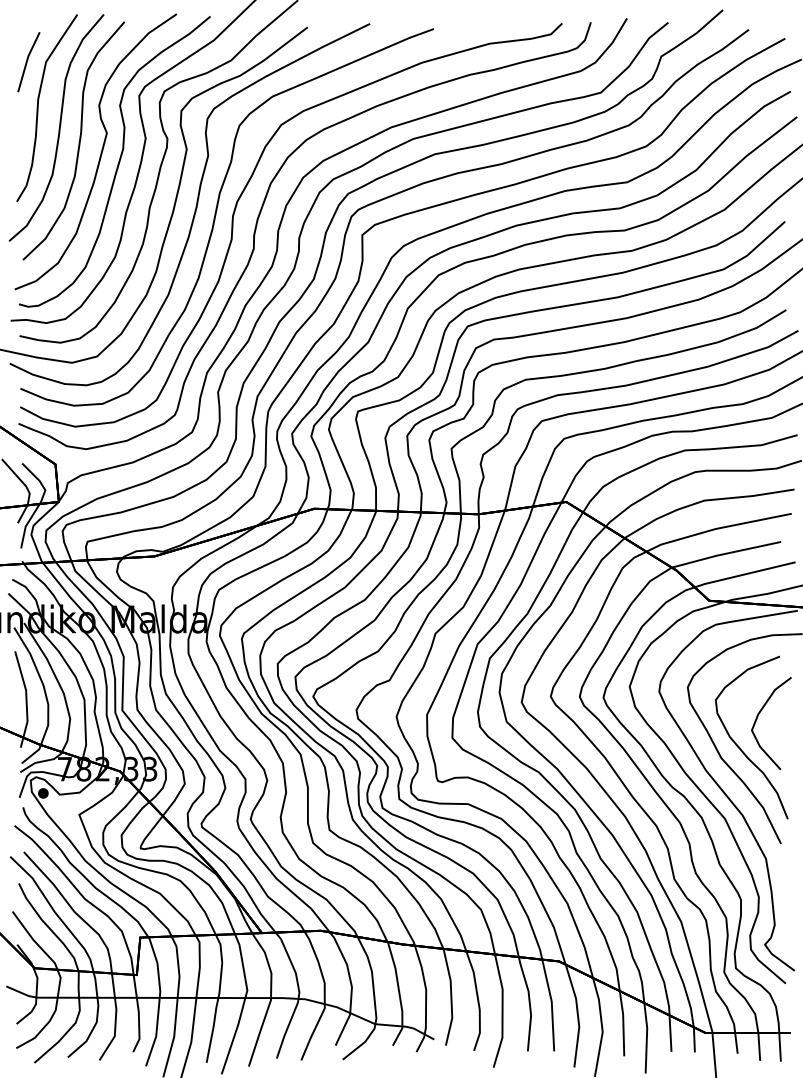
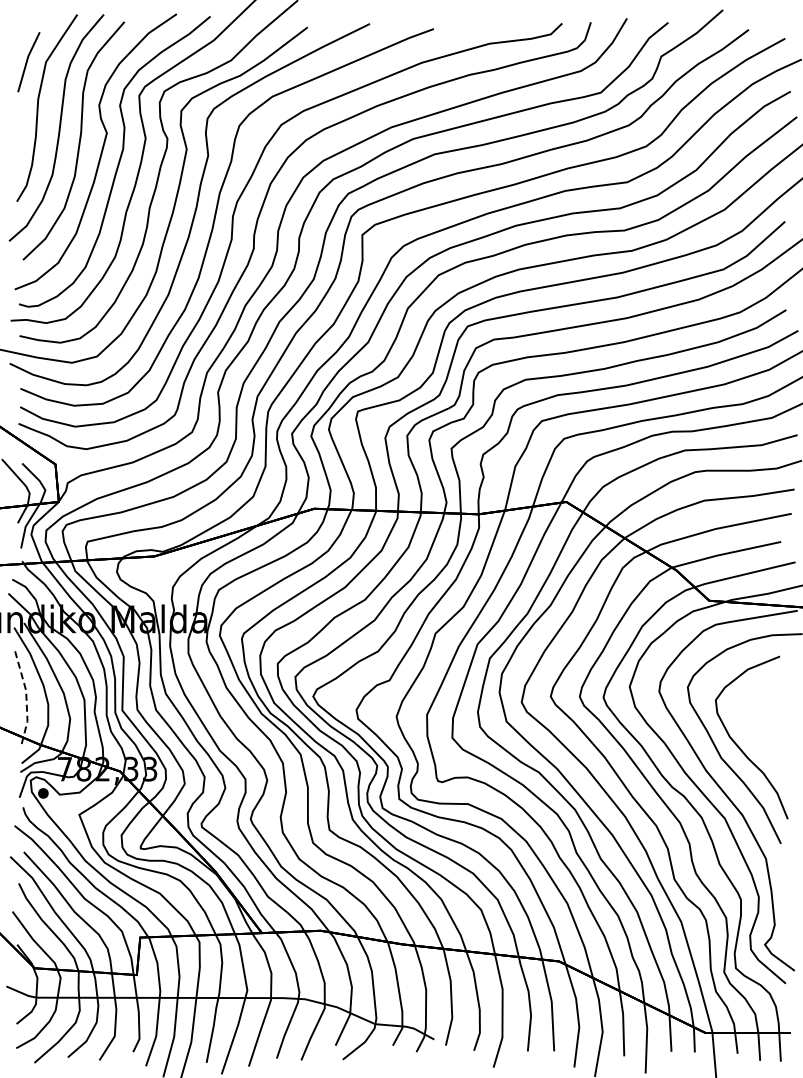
line: solid -> dashed (26, 700)
curve: present -> none (757, 719)
